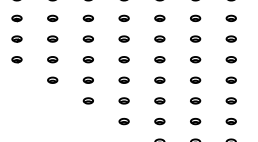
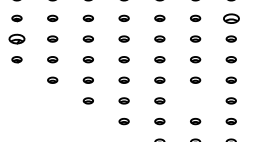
part size: 12x8 px -> 17x11 px (231, 18)
part size: 12x8 px -> 18x12 px (16, 38)
part: present -> none (195, 100)
